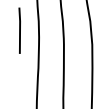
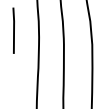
line position: (19, 30) -> (13, 30) (13, 30)
